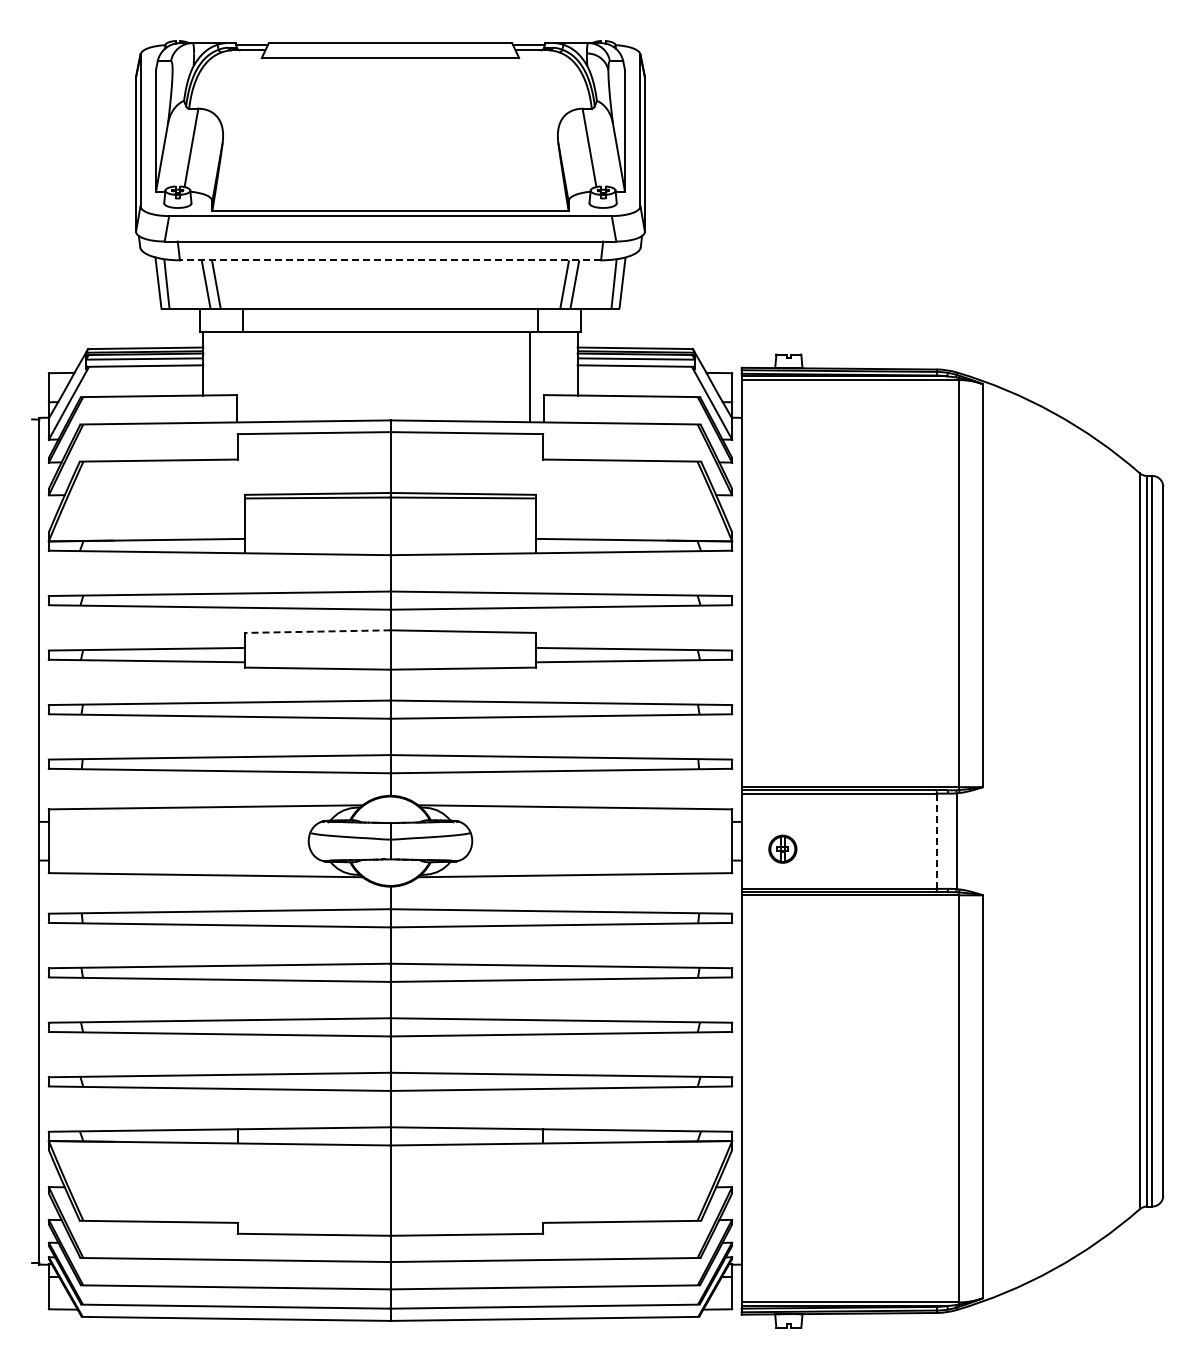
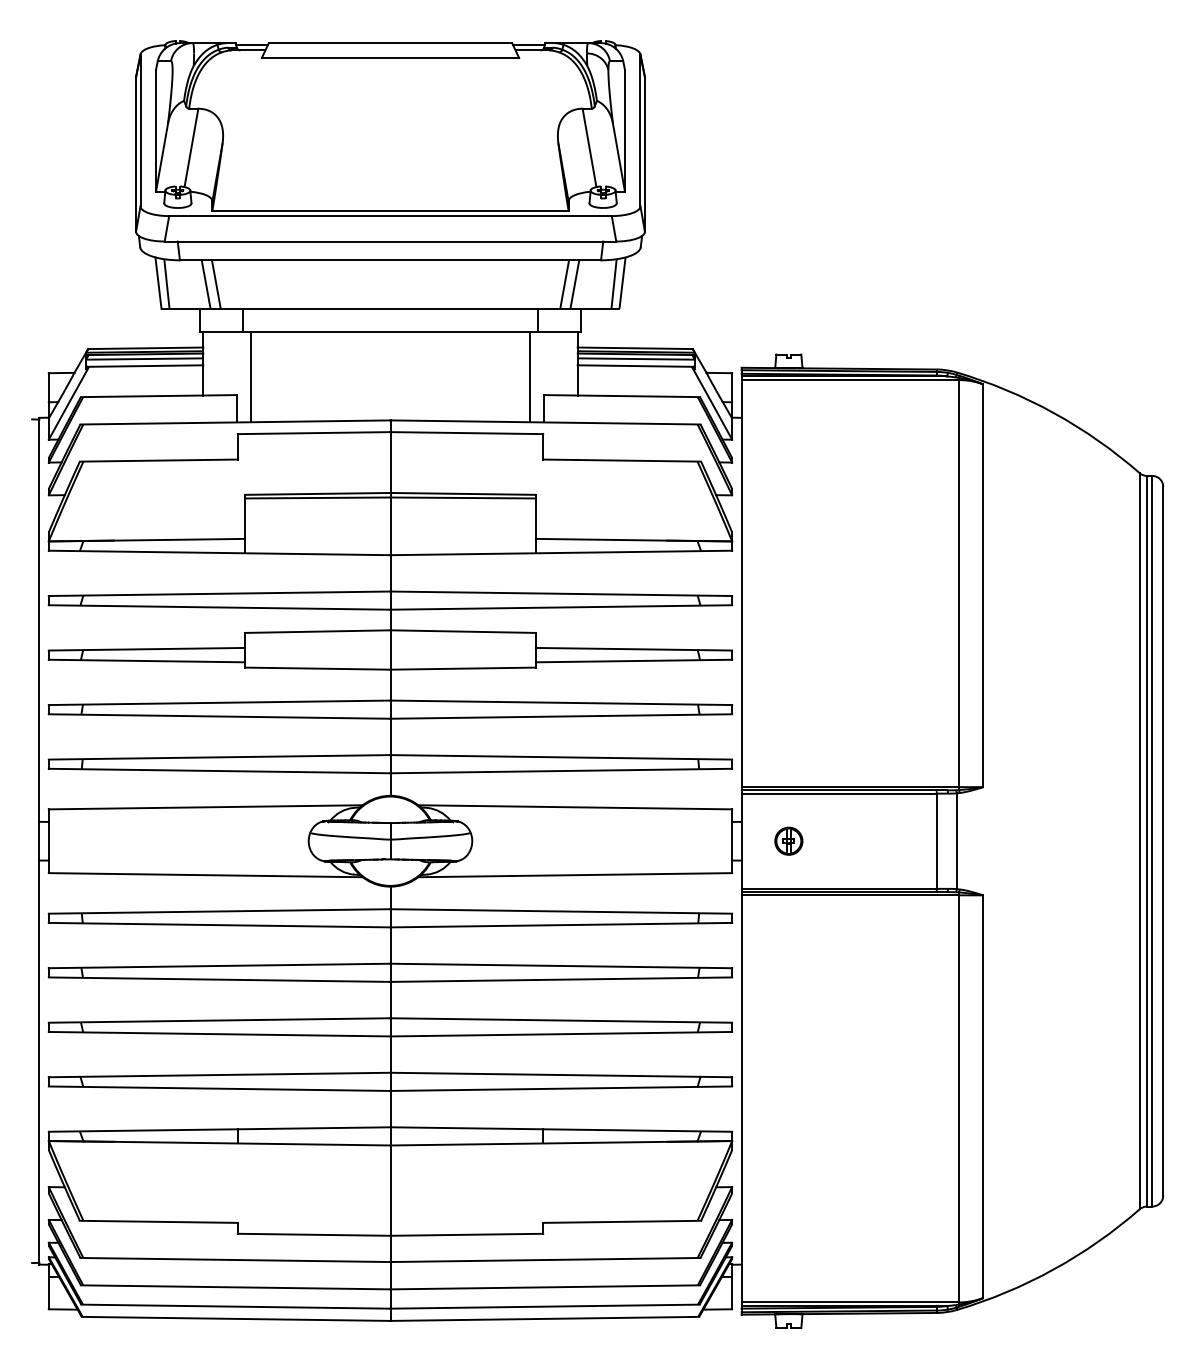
line: dashed -> solid (390, 260)
line: none -> present (250, 377)
line: dashed -> solid (317, 631)
line: dashed -> solid (936, 841)
part position: (782, 848) -> (788, 840) (788, 840)
